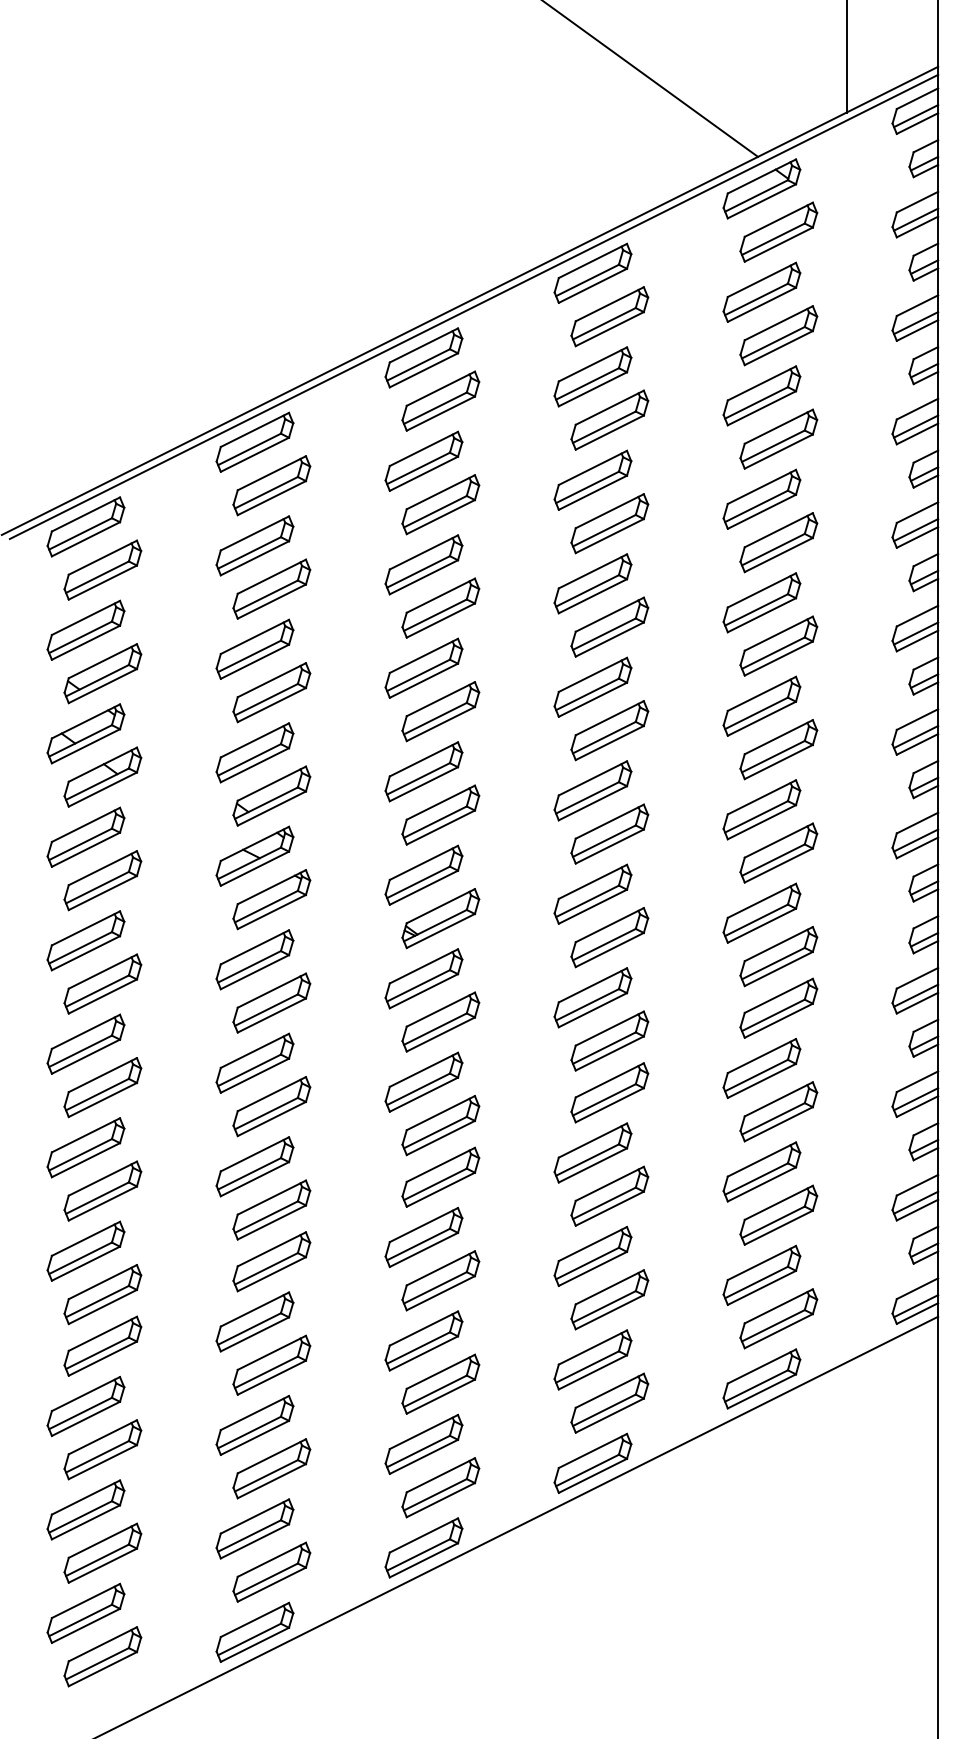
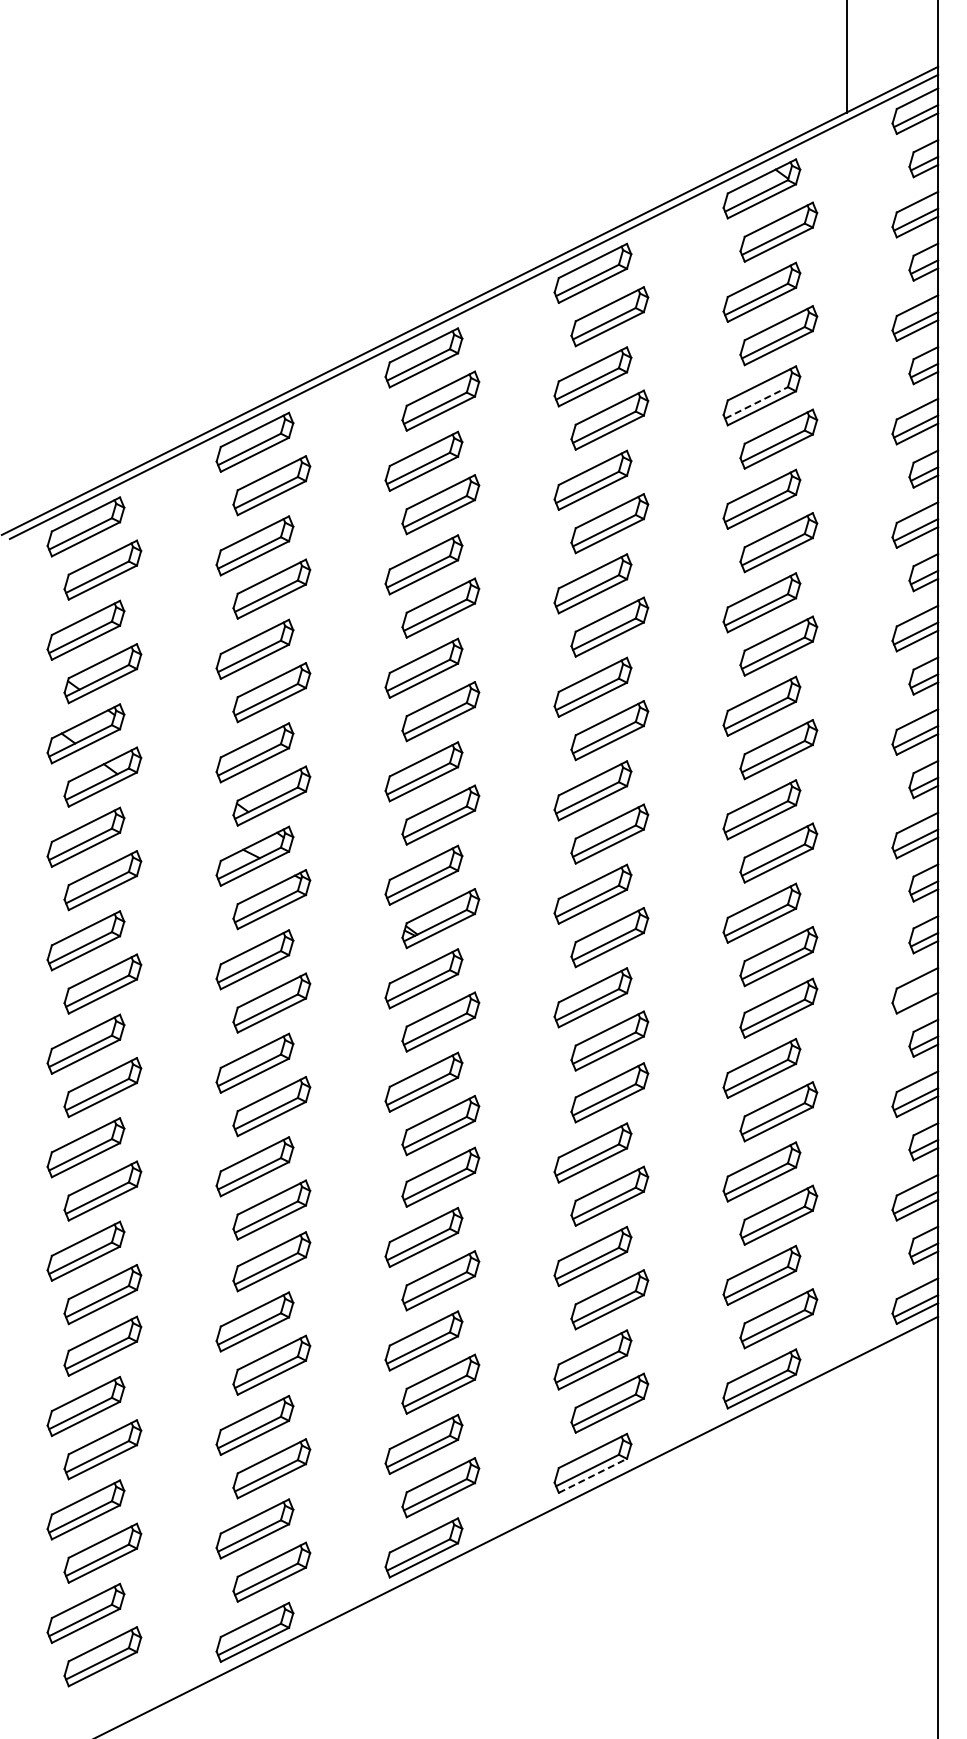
line: present -> none (651, 79)
line: solid -> dashed (756, 402)
line: present -> none (916, 995)
line: solid -> dashed (593, 1475)
